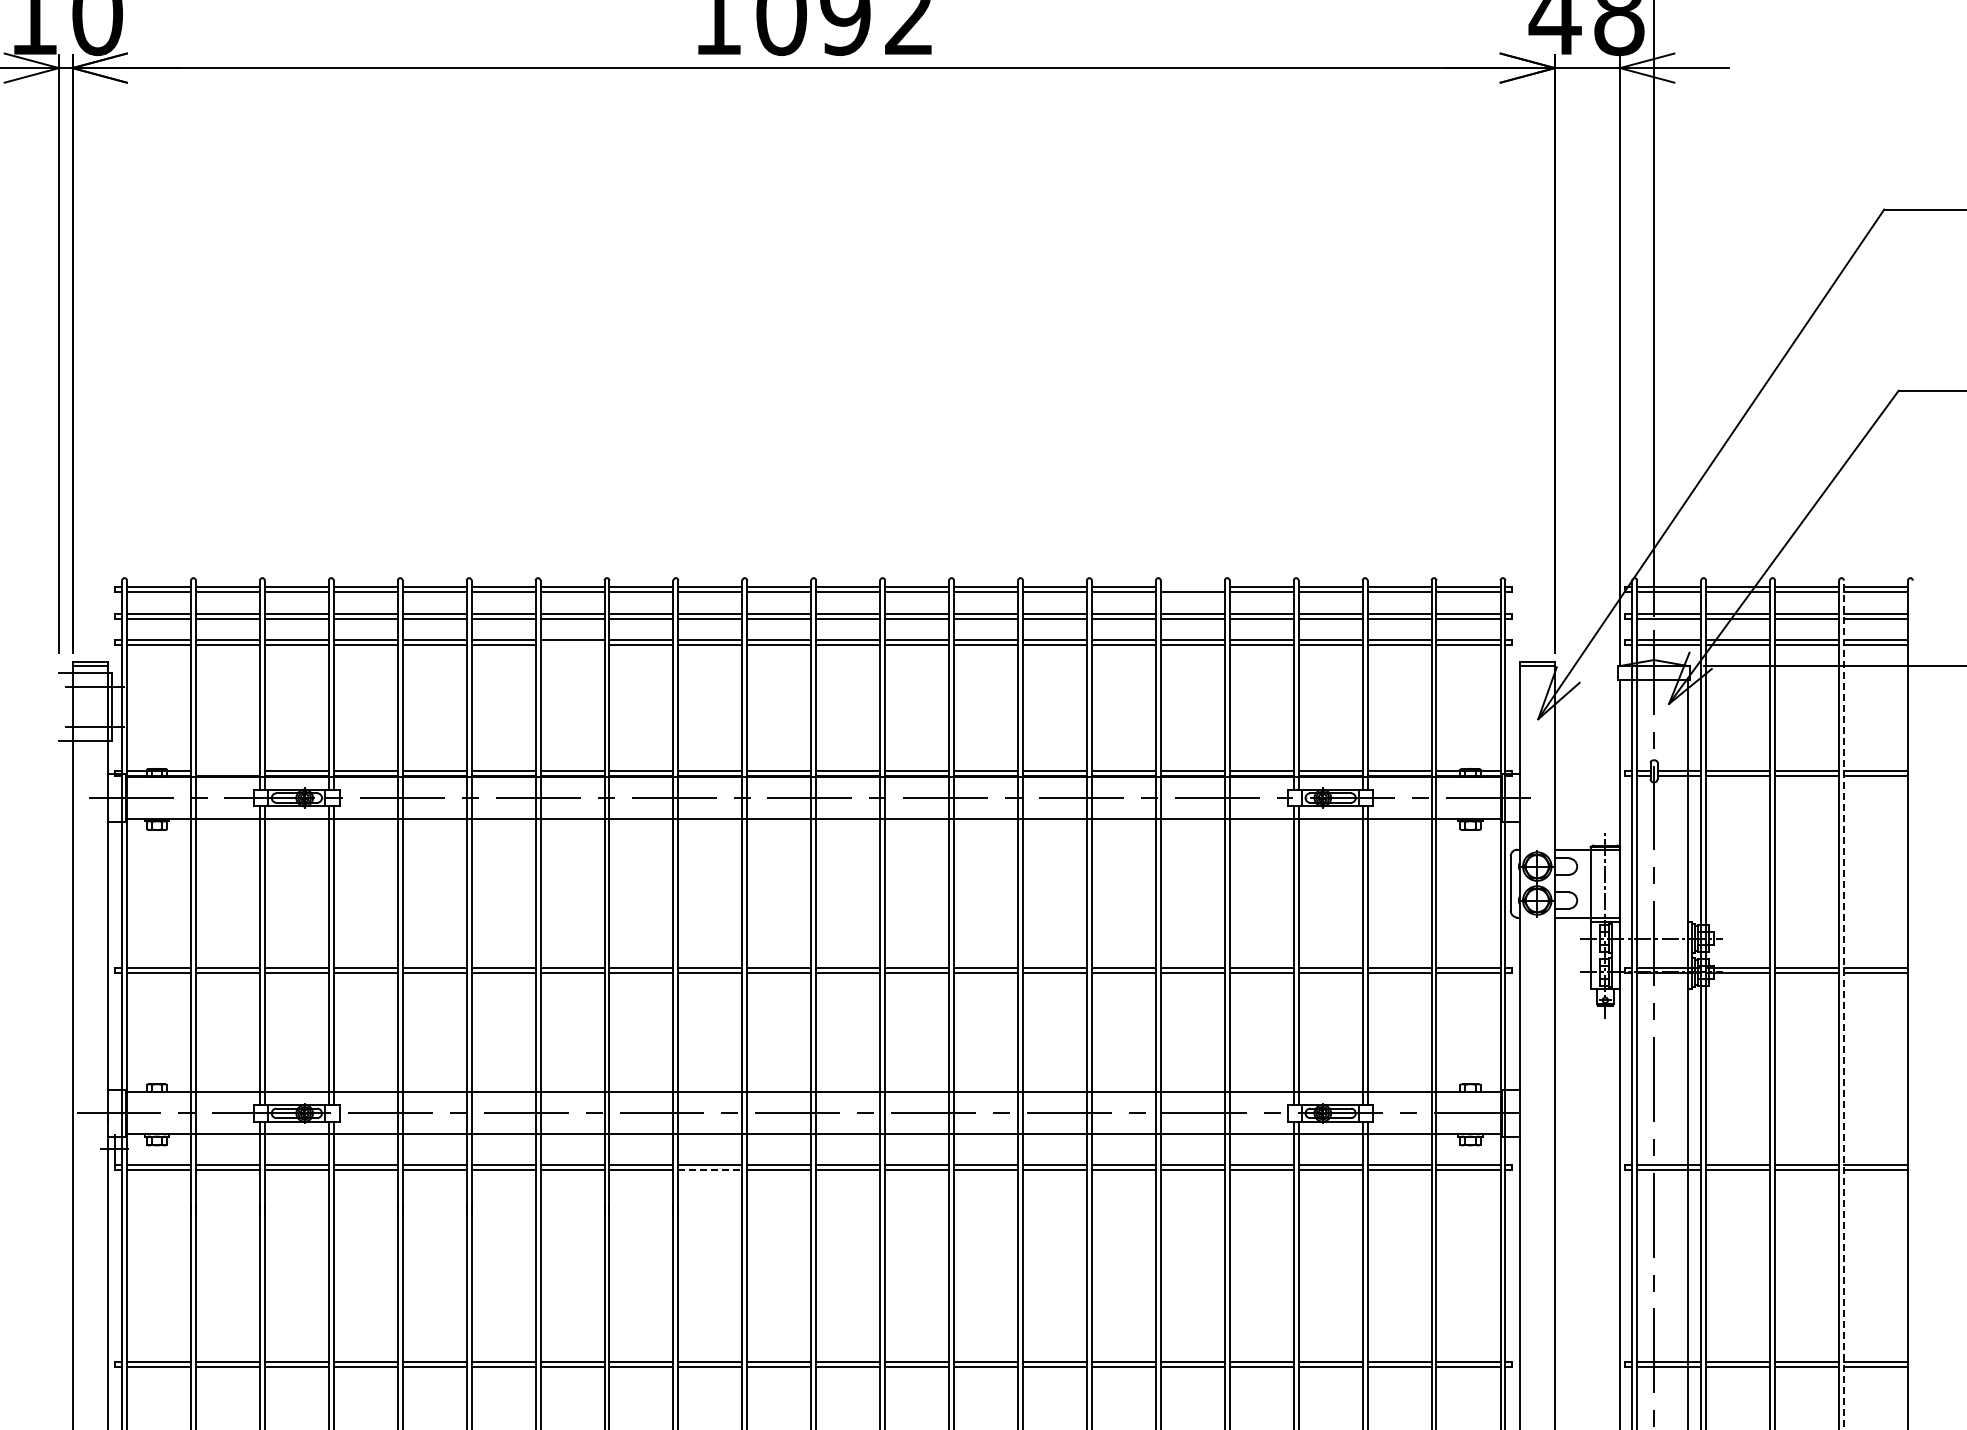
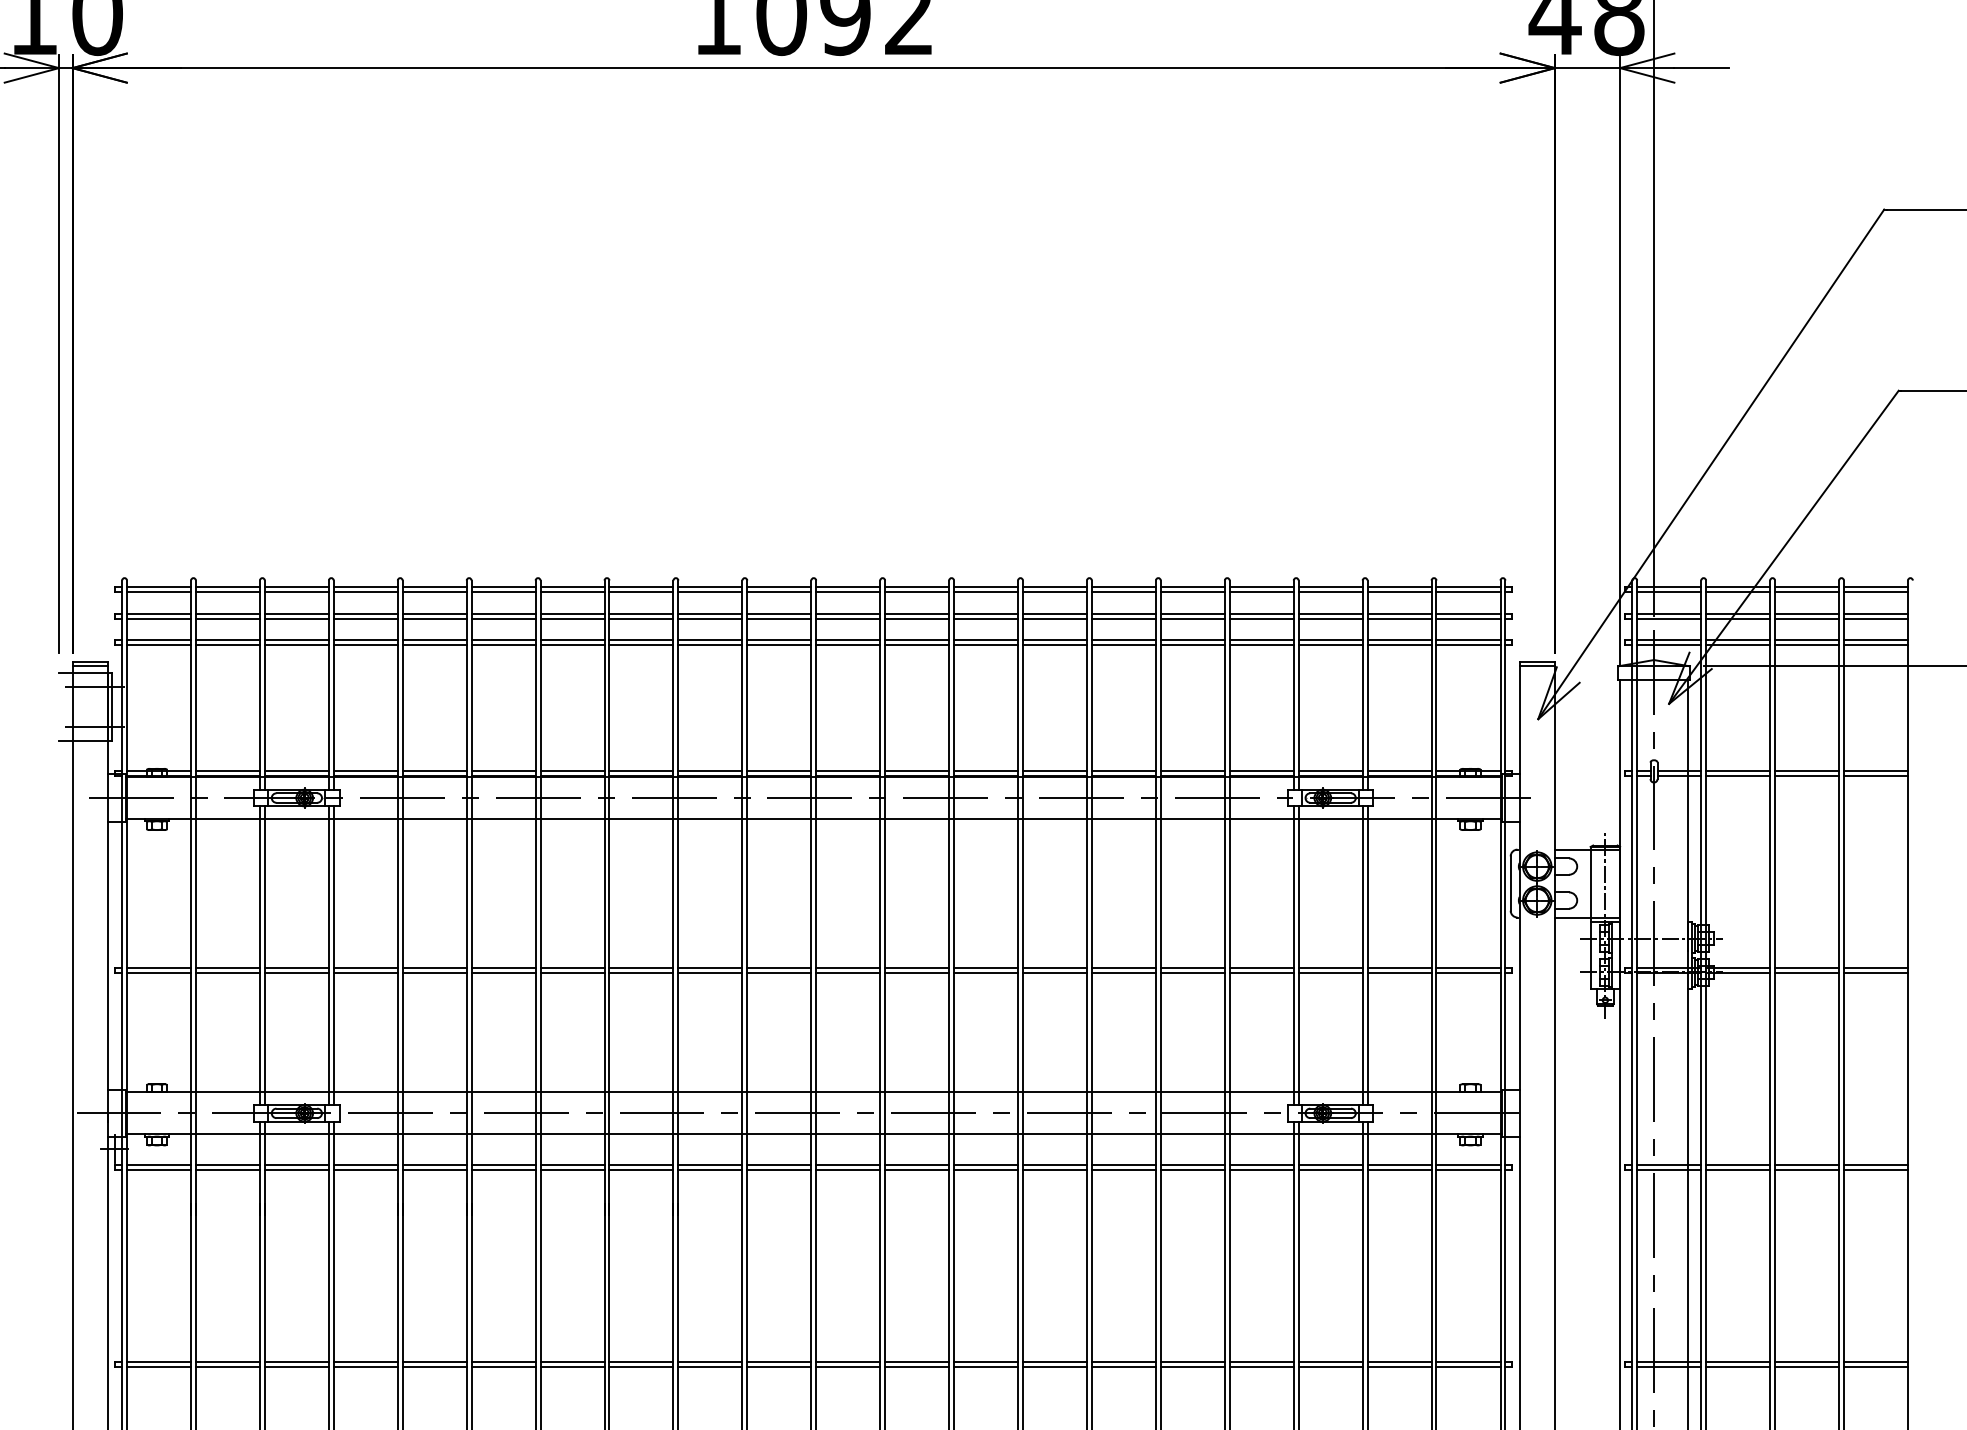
line: none -> present (1192, 587)
line: none -> present (572, 645)
line: none -> present (227, 771)
line: dashed -> solid (1843, 1004)
line: dashed -> solid (710, 1170)
